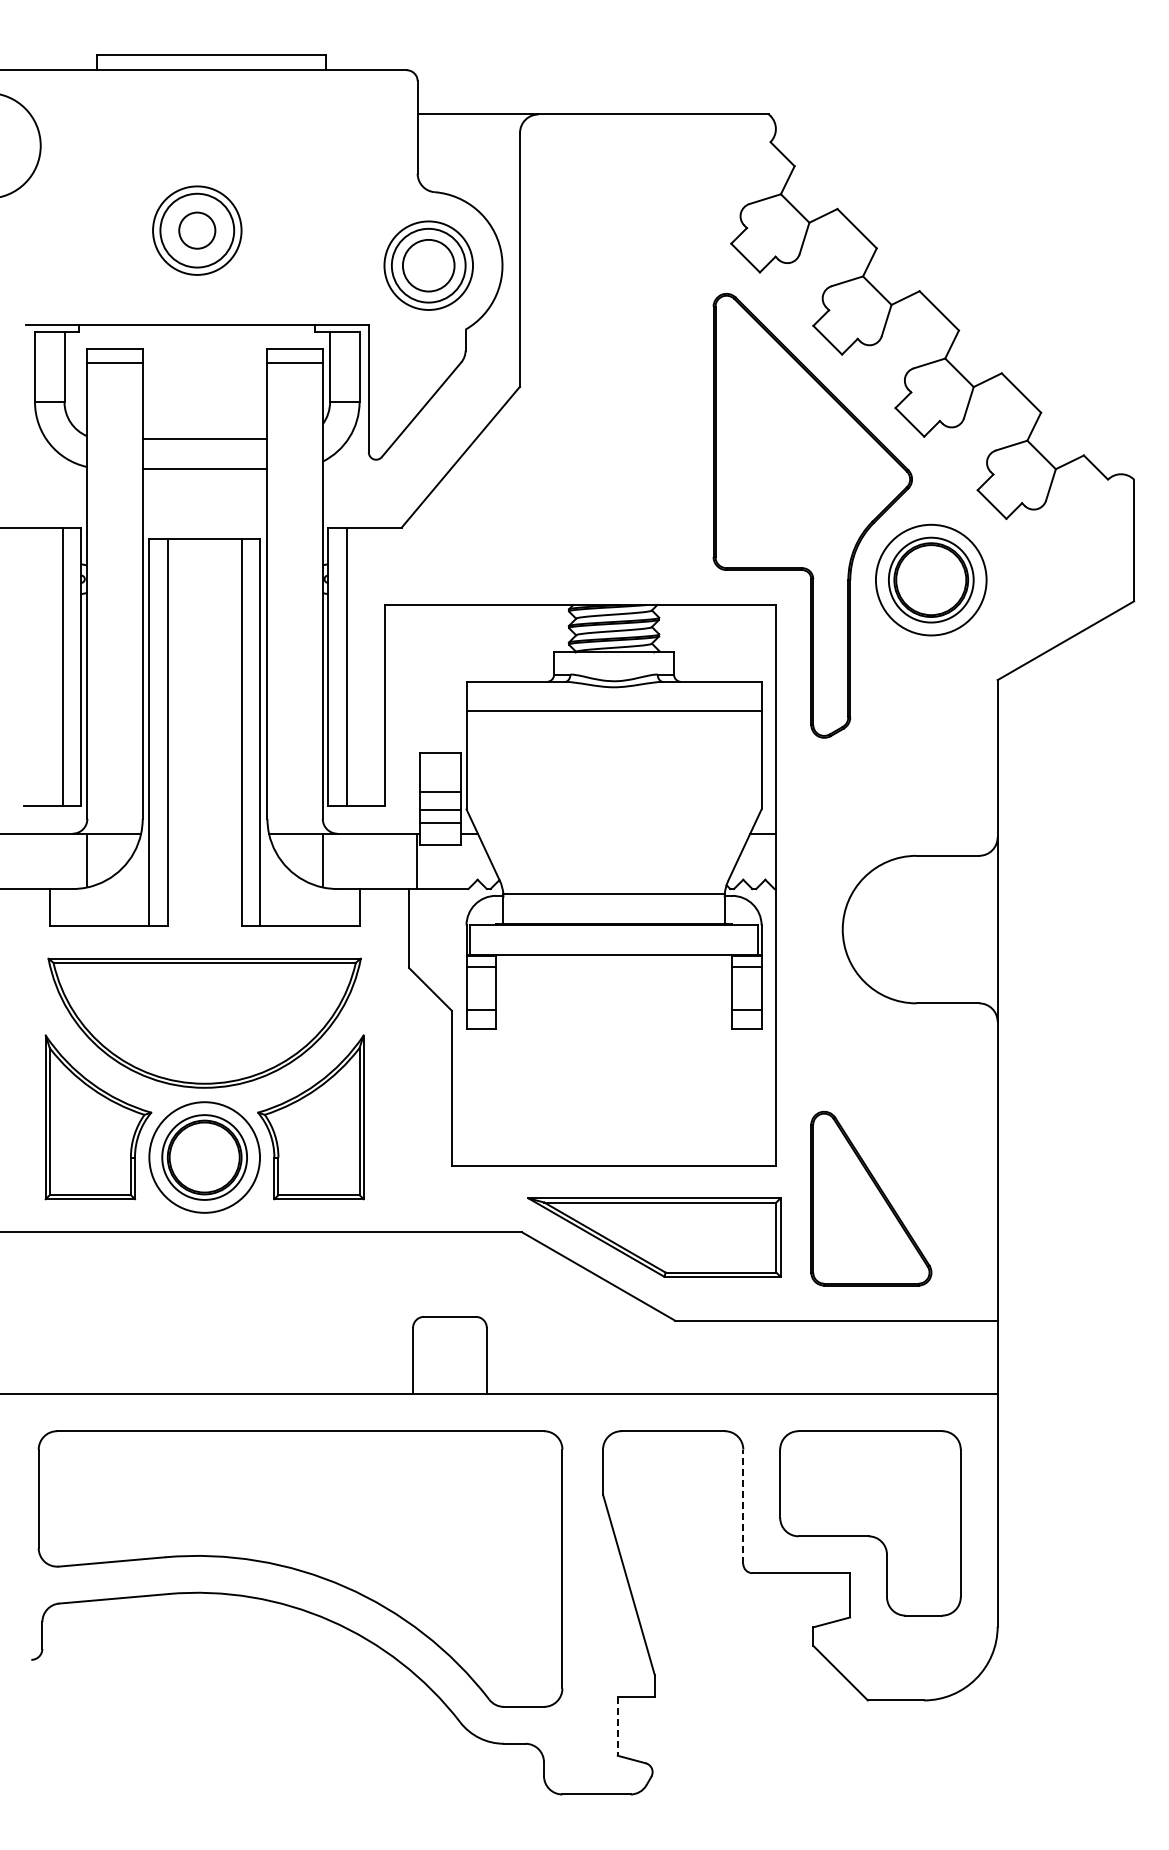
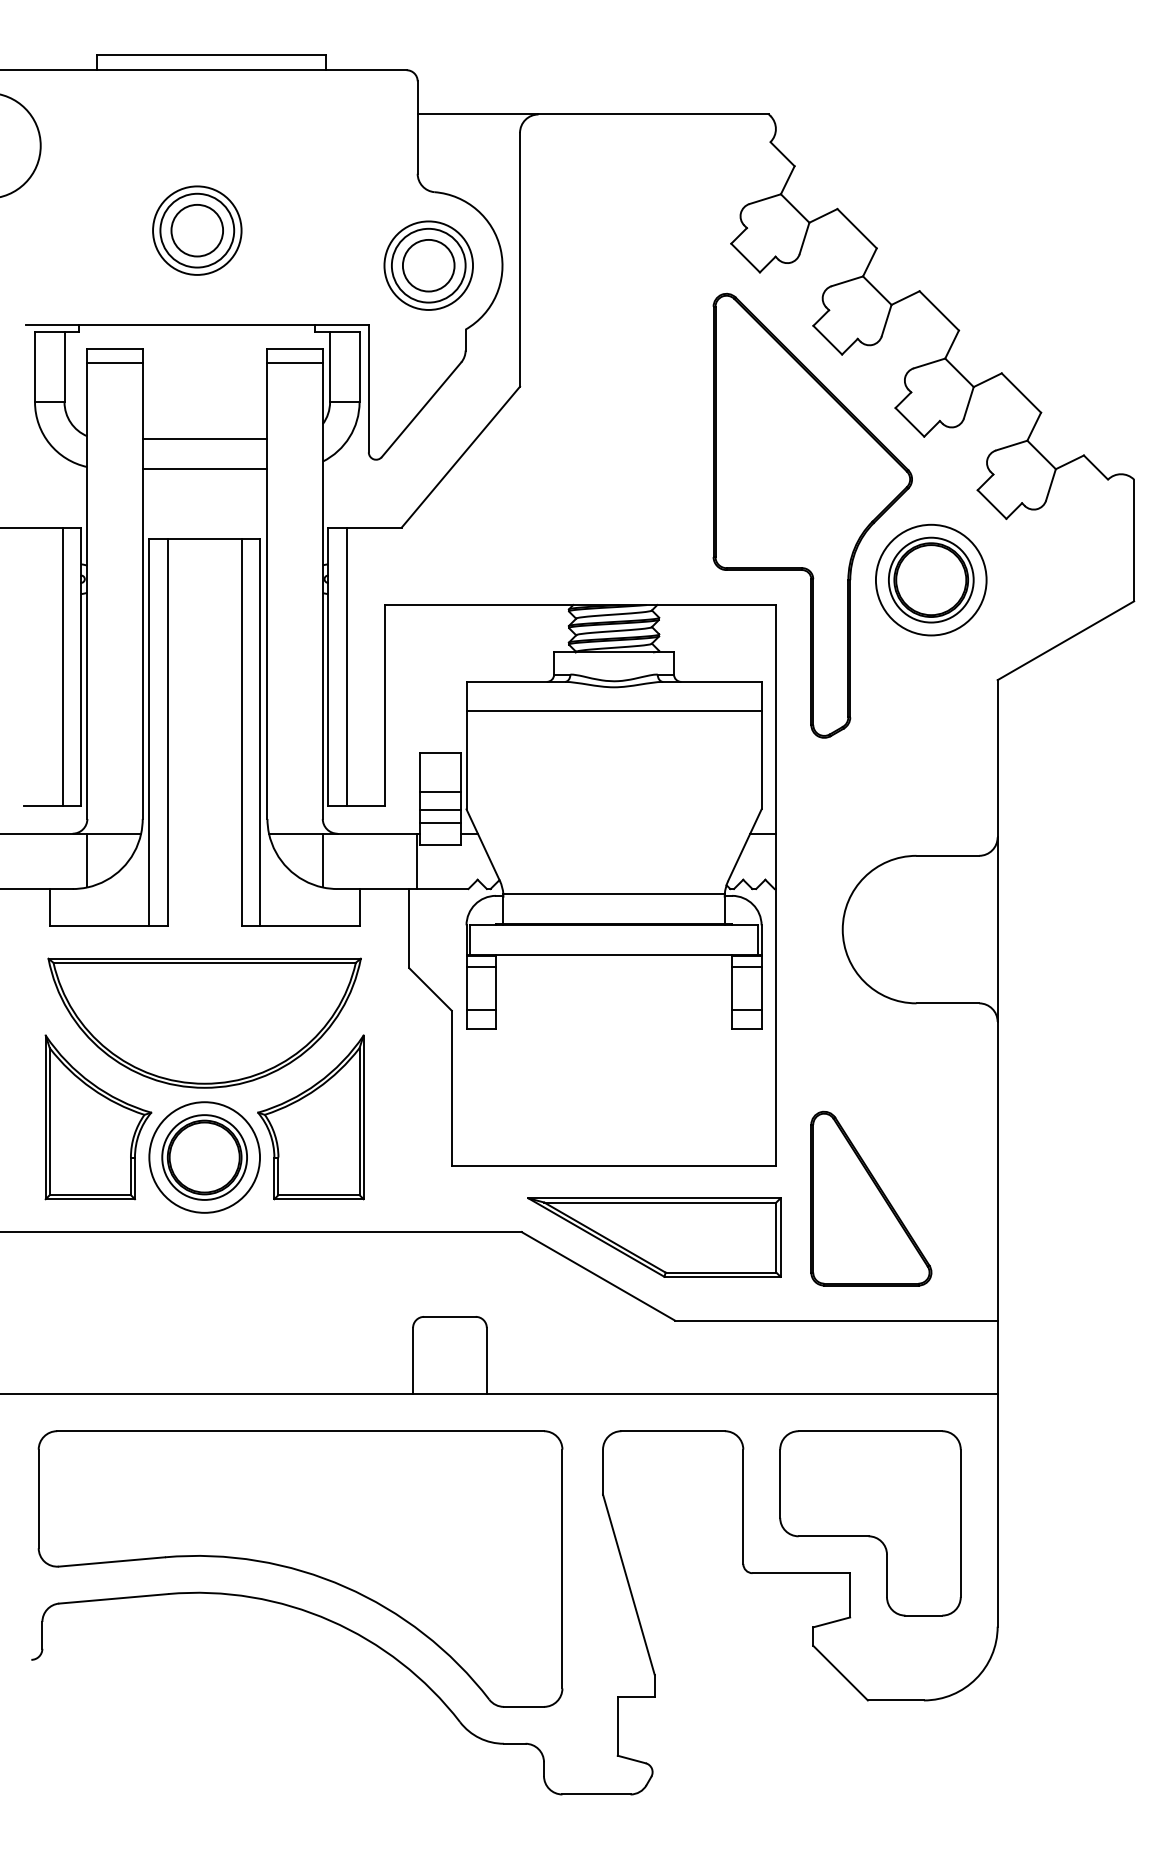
circle diameter: 36 px -> 52 px (197, 230)
line: dashed -> solid (743, 1506)
line: dashed -> solid (617, 1726)
